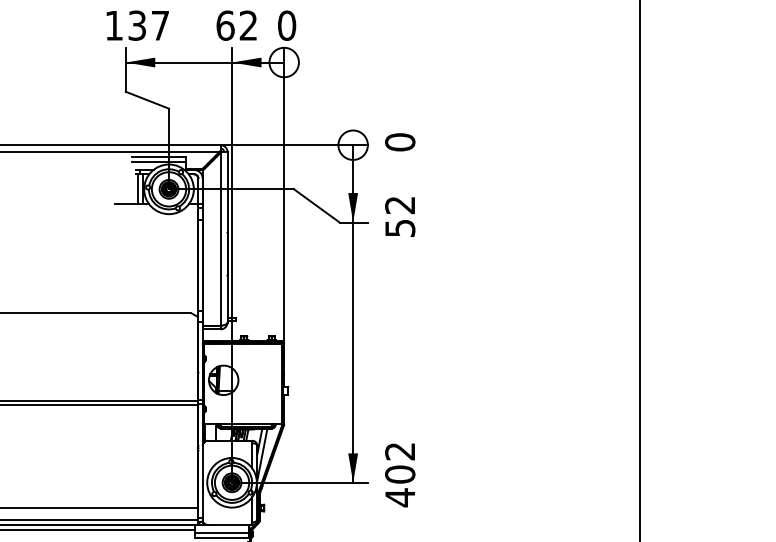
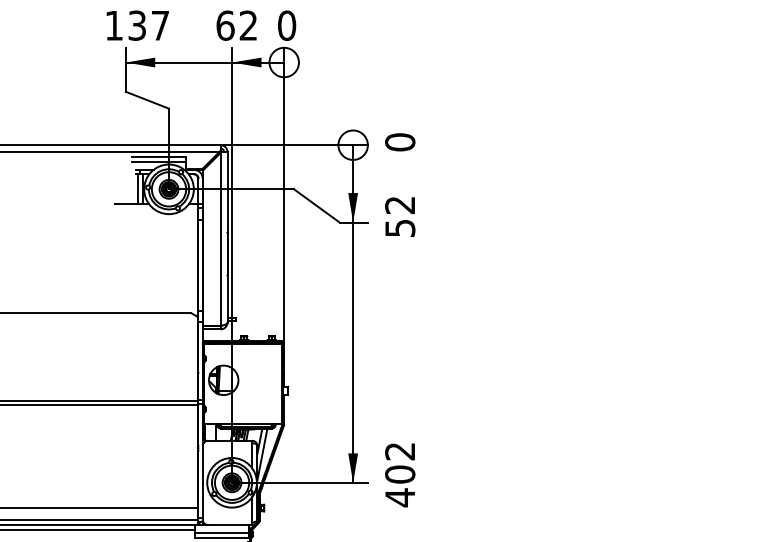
line: present -> none (640, 270)
